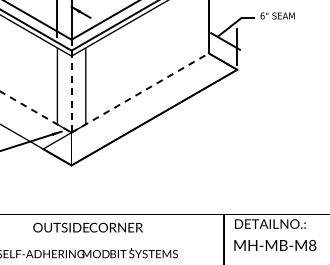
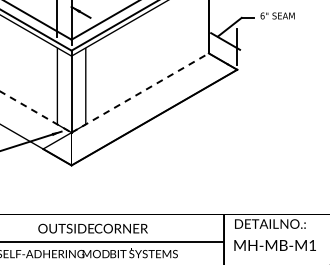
line: dashed -> solid (71, 91)
text position: (87, 227) -> (92, 228) (92, 228)
line: none -> present (113, 241)
text: MH-MB-M8 -> MH-MB-M1 (312, 245)
